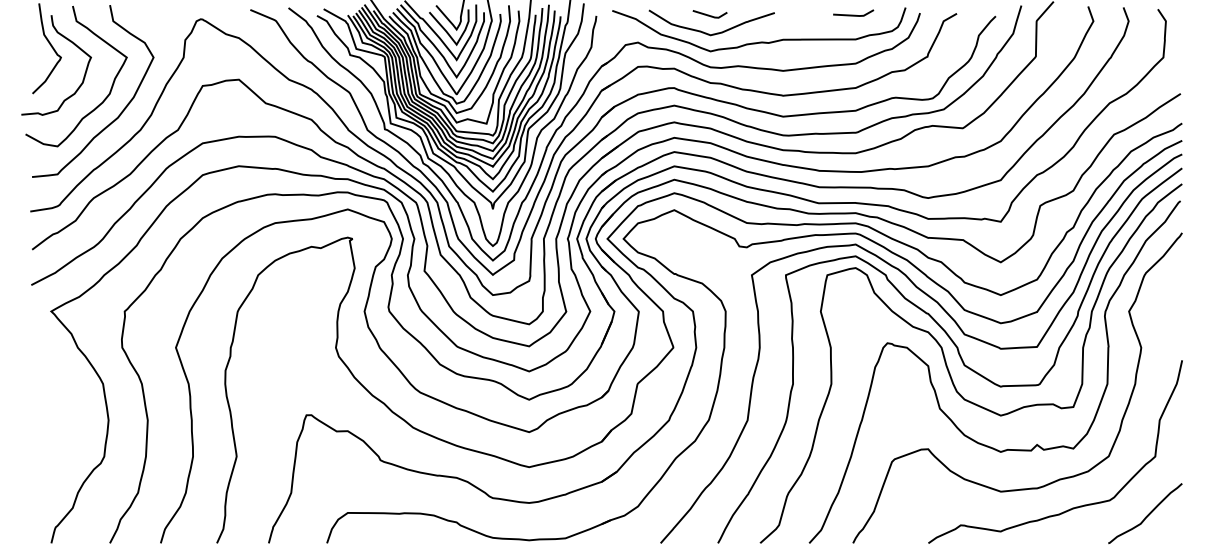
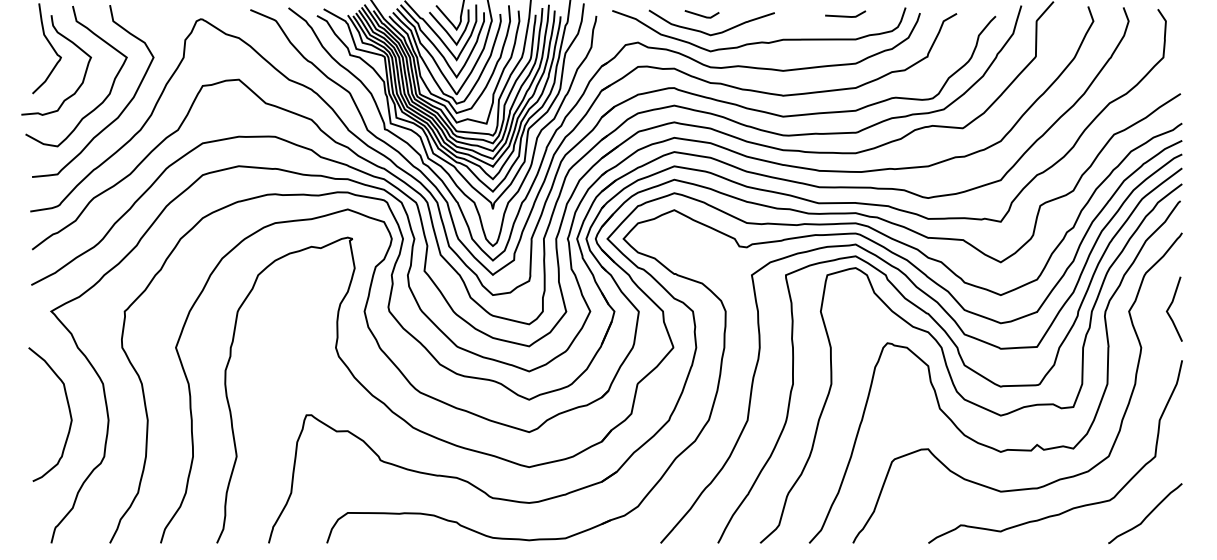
line position: (709, 14) -> (701, 14) (701, 14)
line position: (853, 14) -> (845, 15) (845, 15)
line: none -> present (1170, 307)
curve: none -> present (68, 410)
